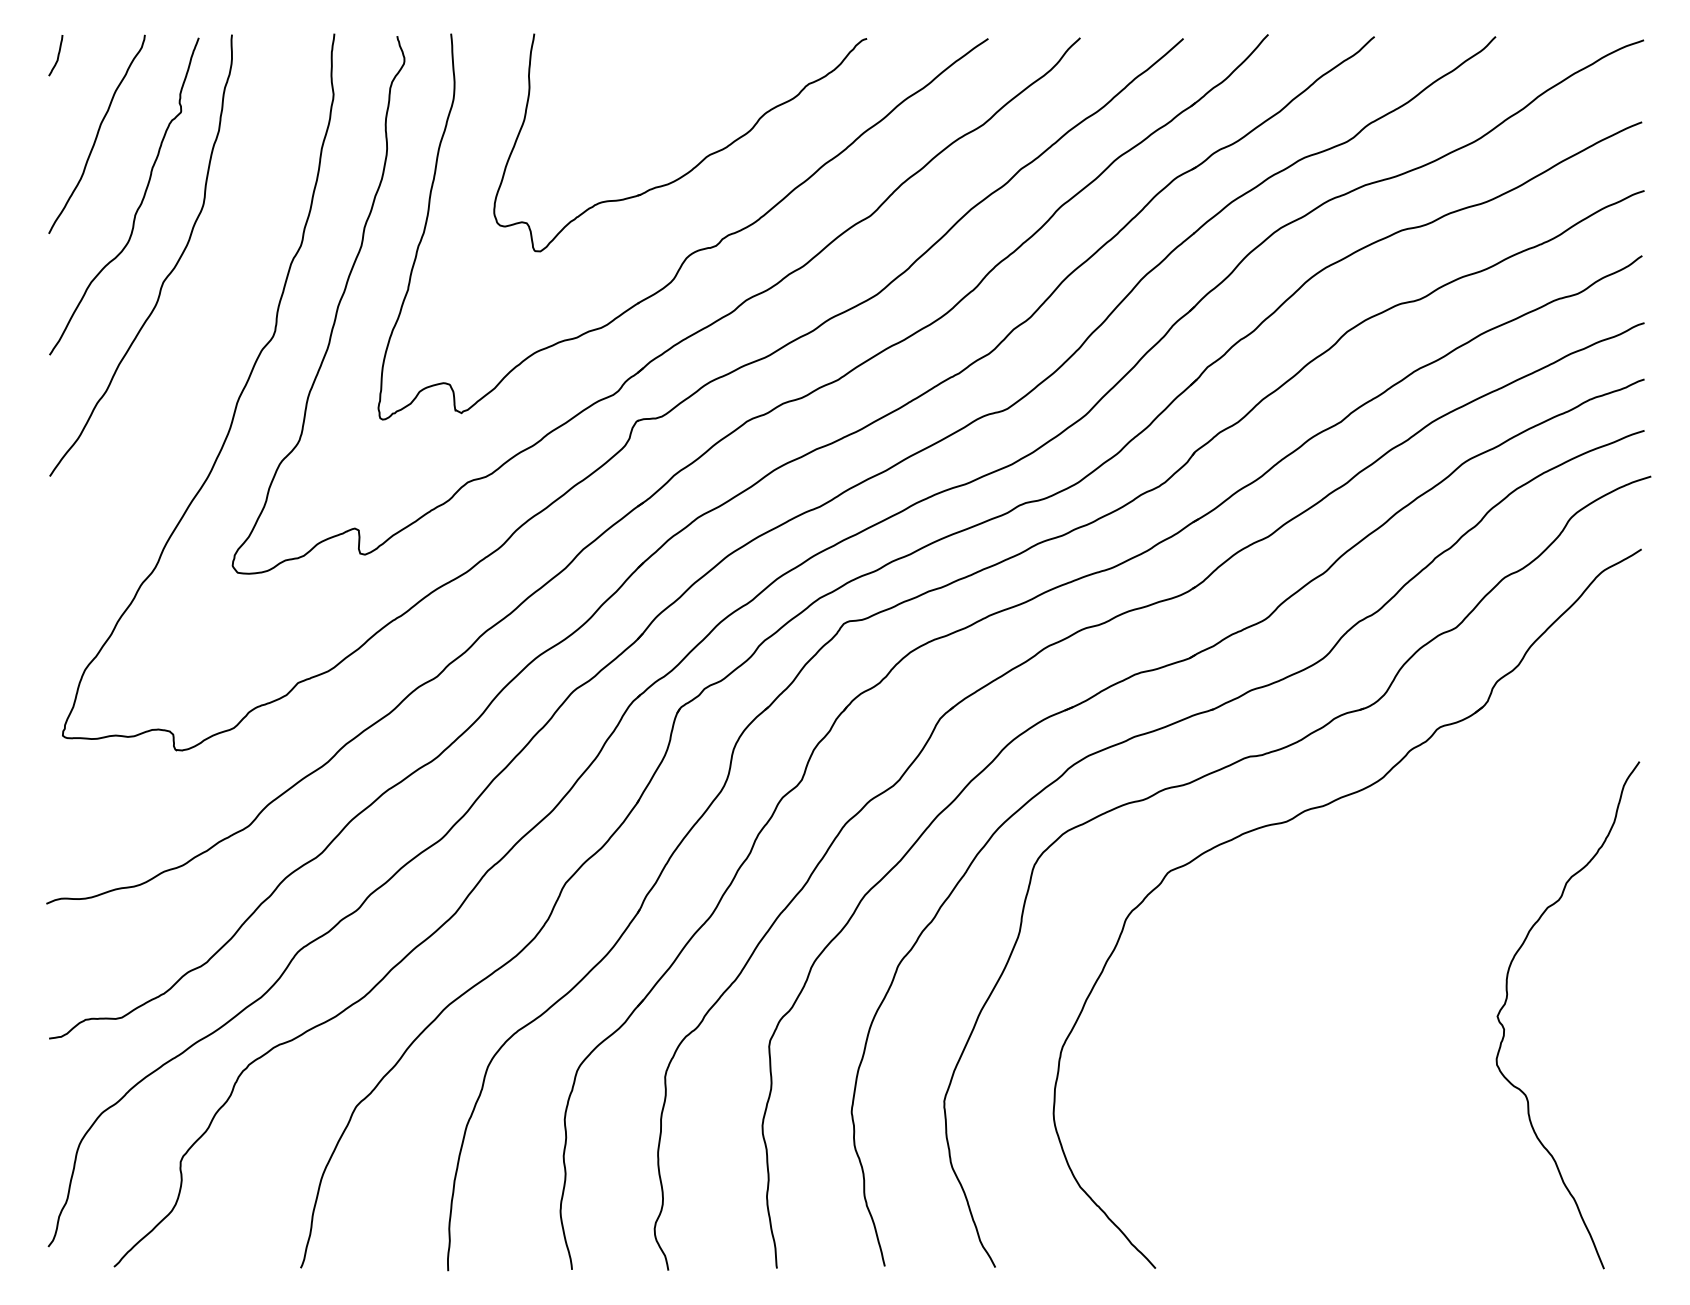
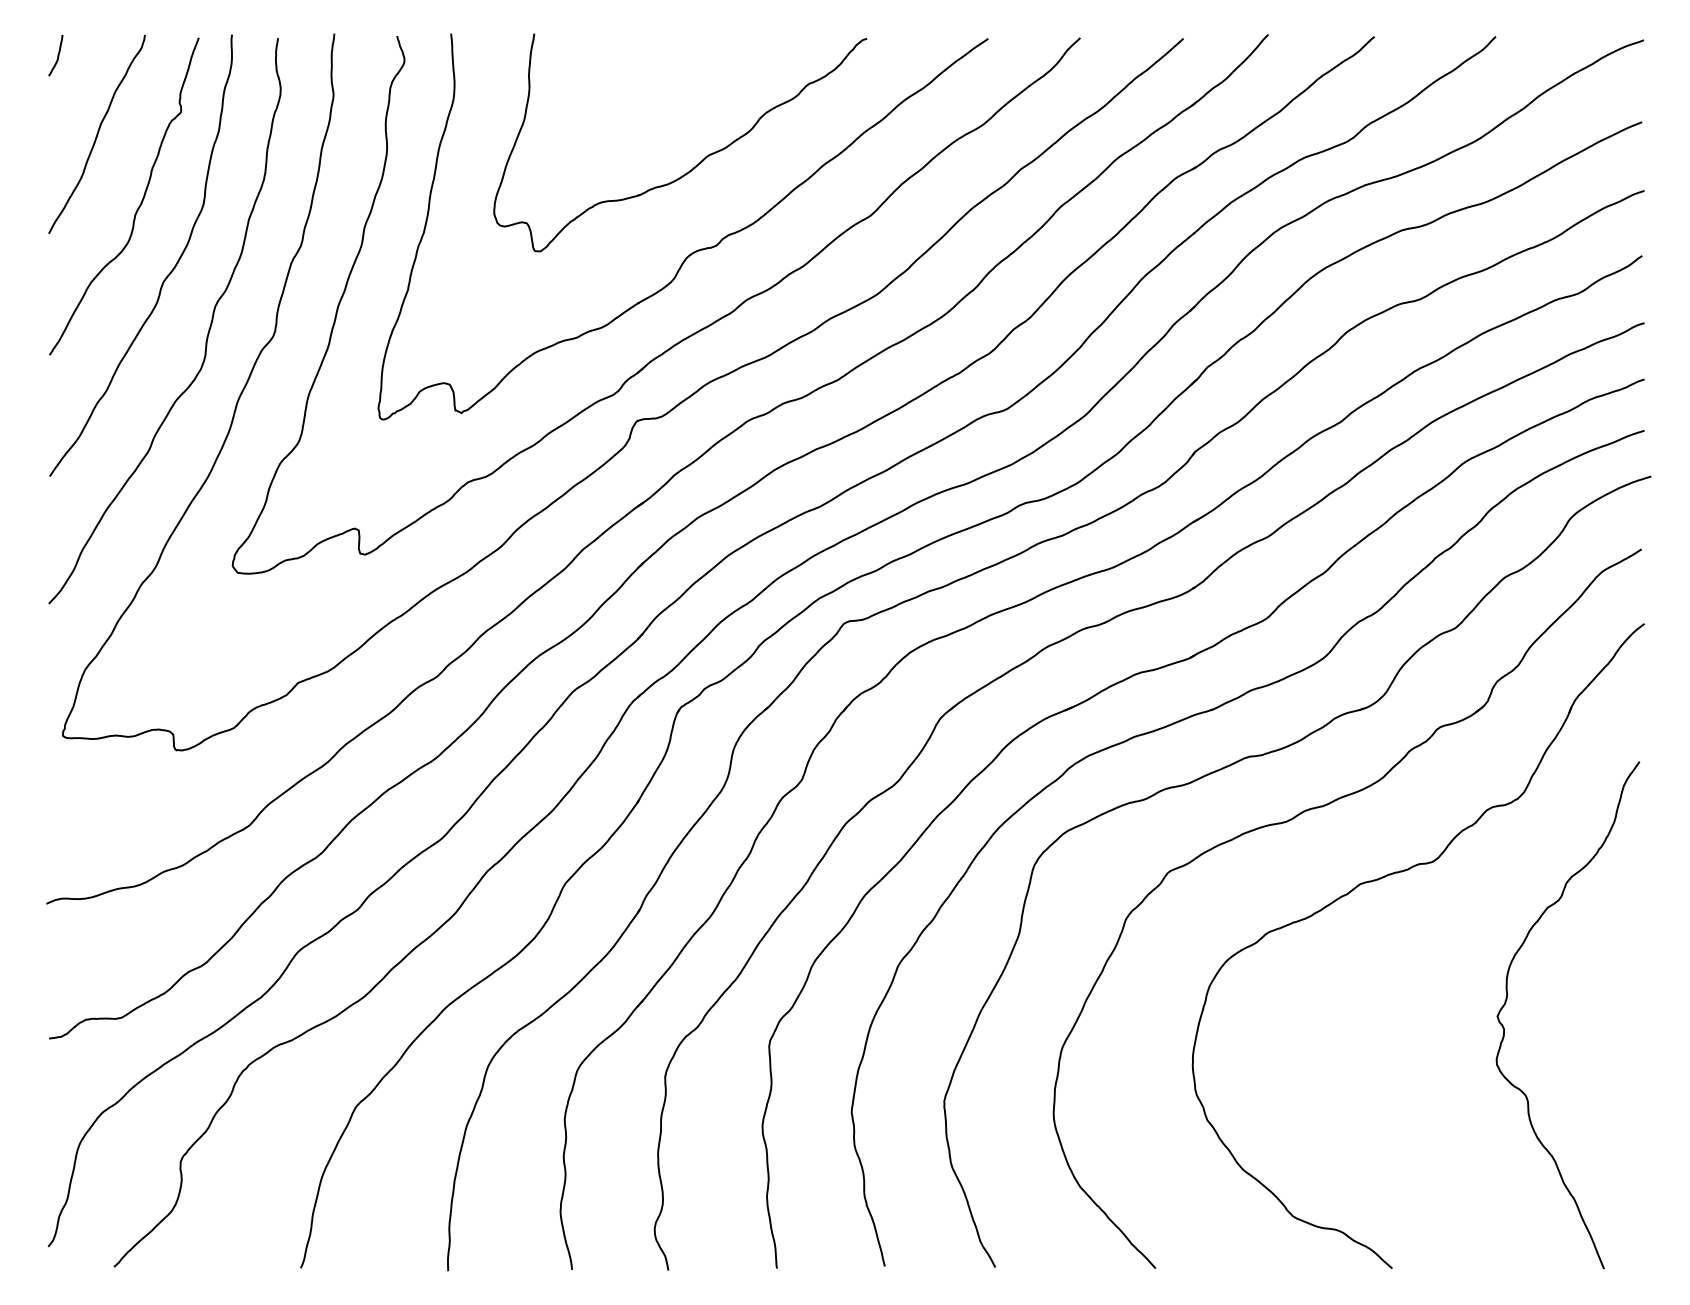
curve: none -> present (207, 332)
part: none -> present (1398, 873)
